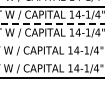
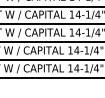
line: dashed -> solid (52, 24)
line: none -> present (51, 42)
line: none -> present (51, 60)
